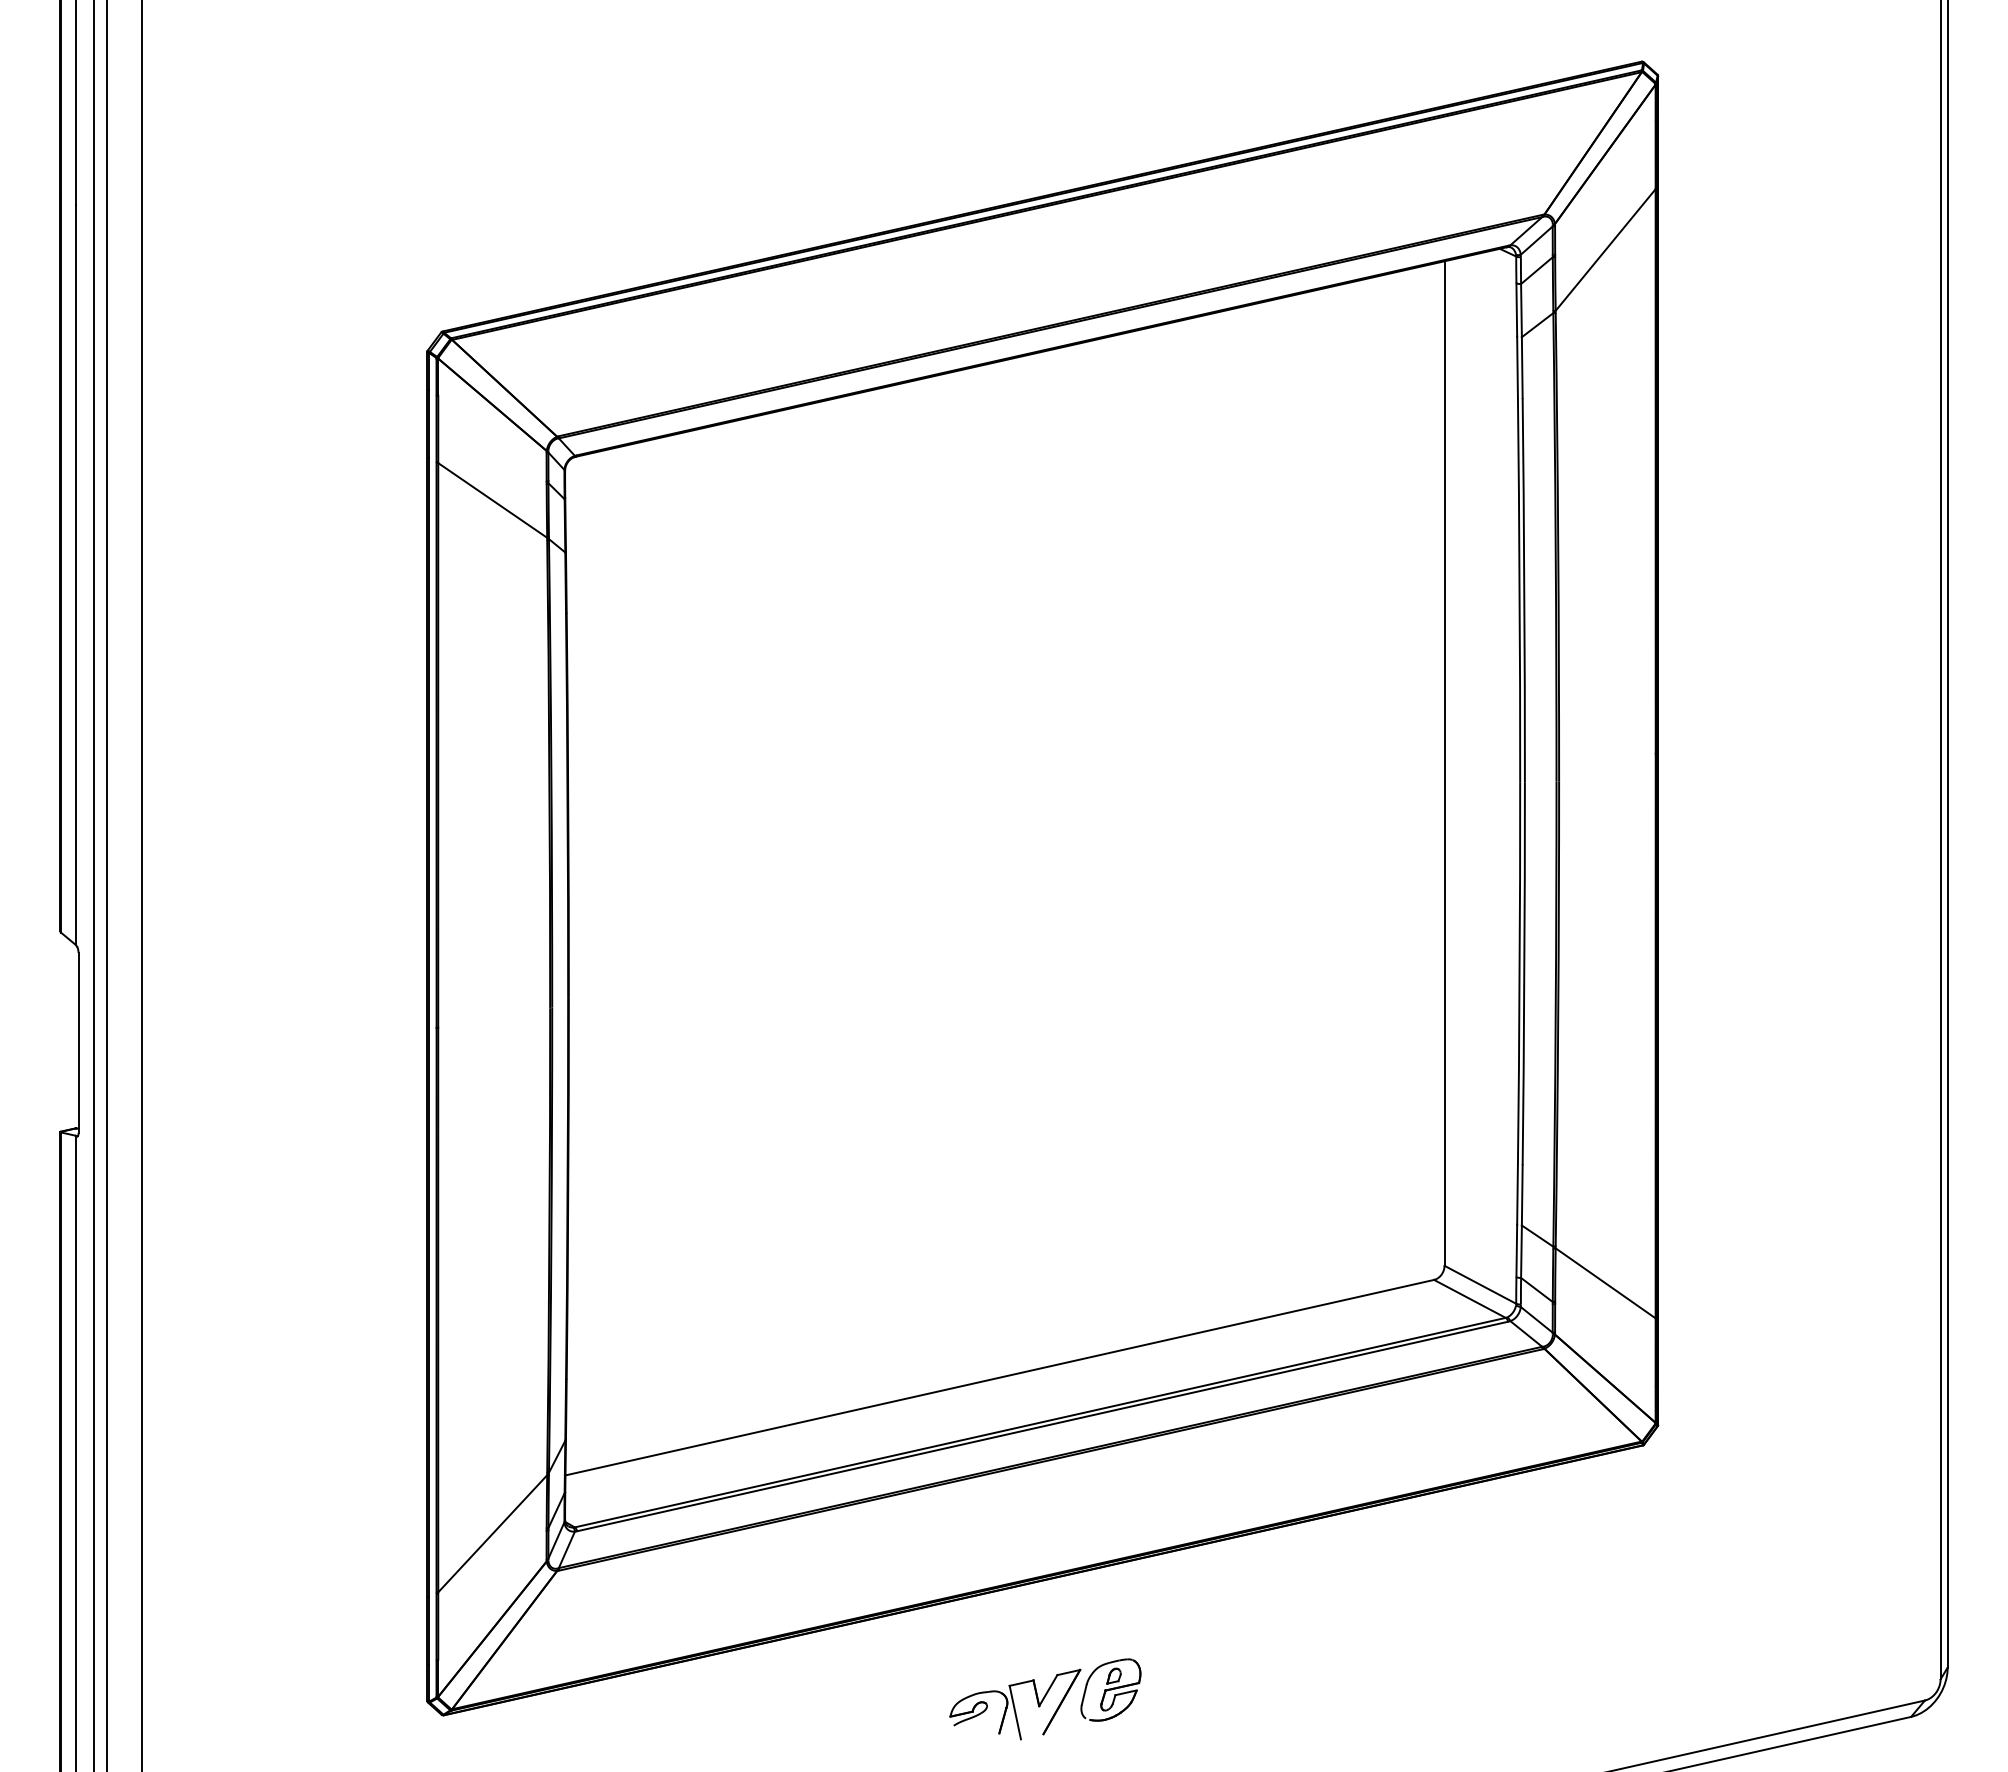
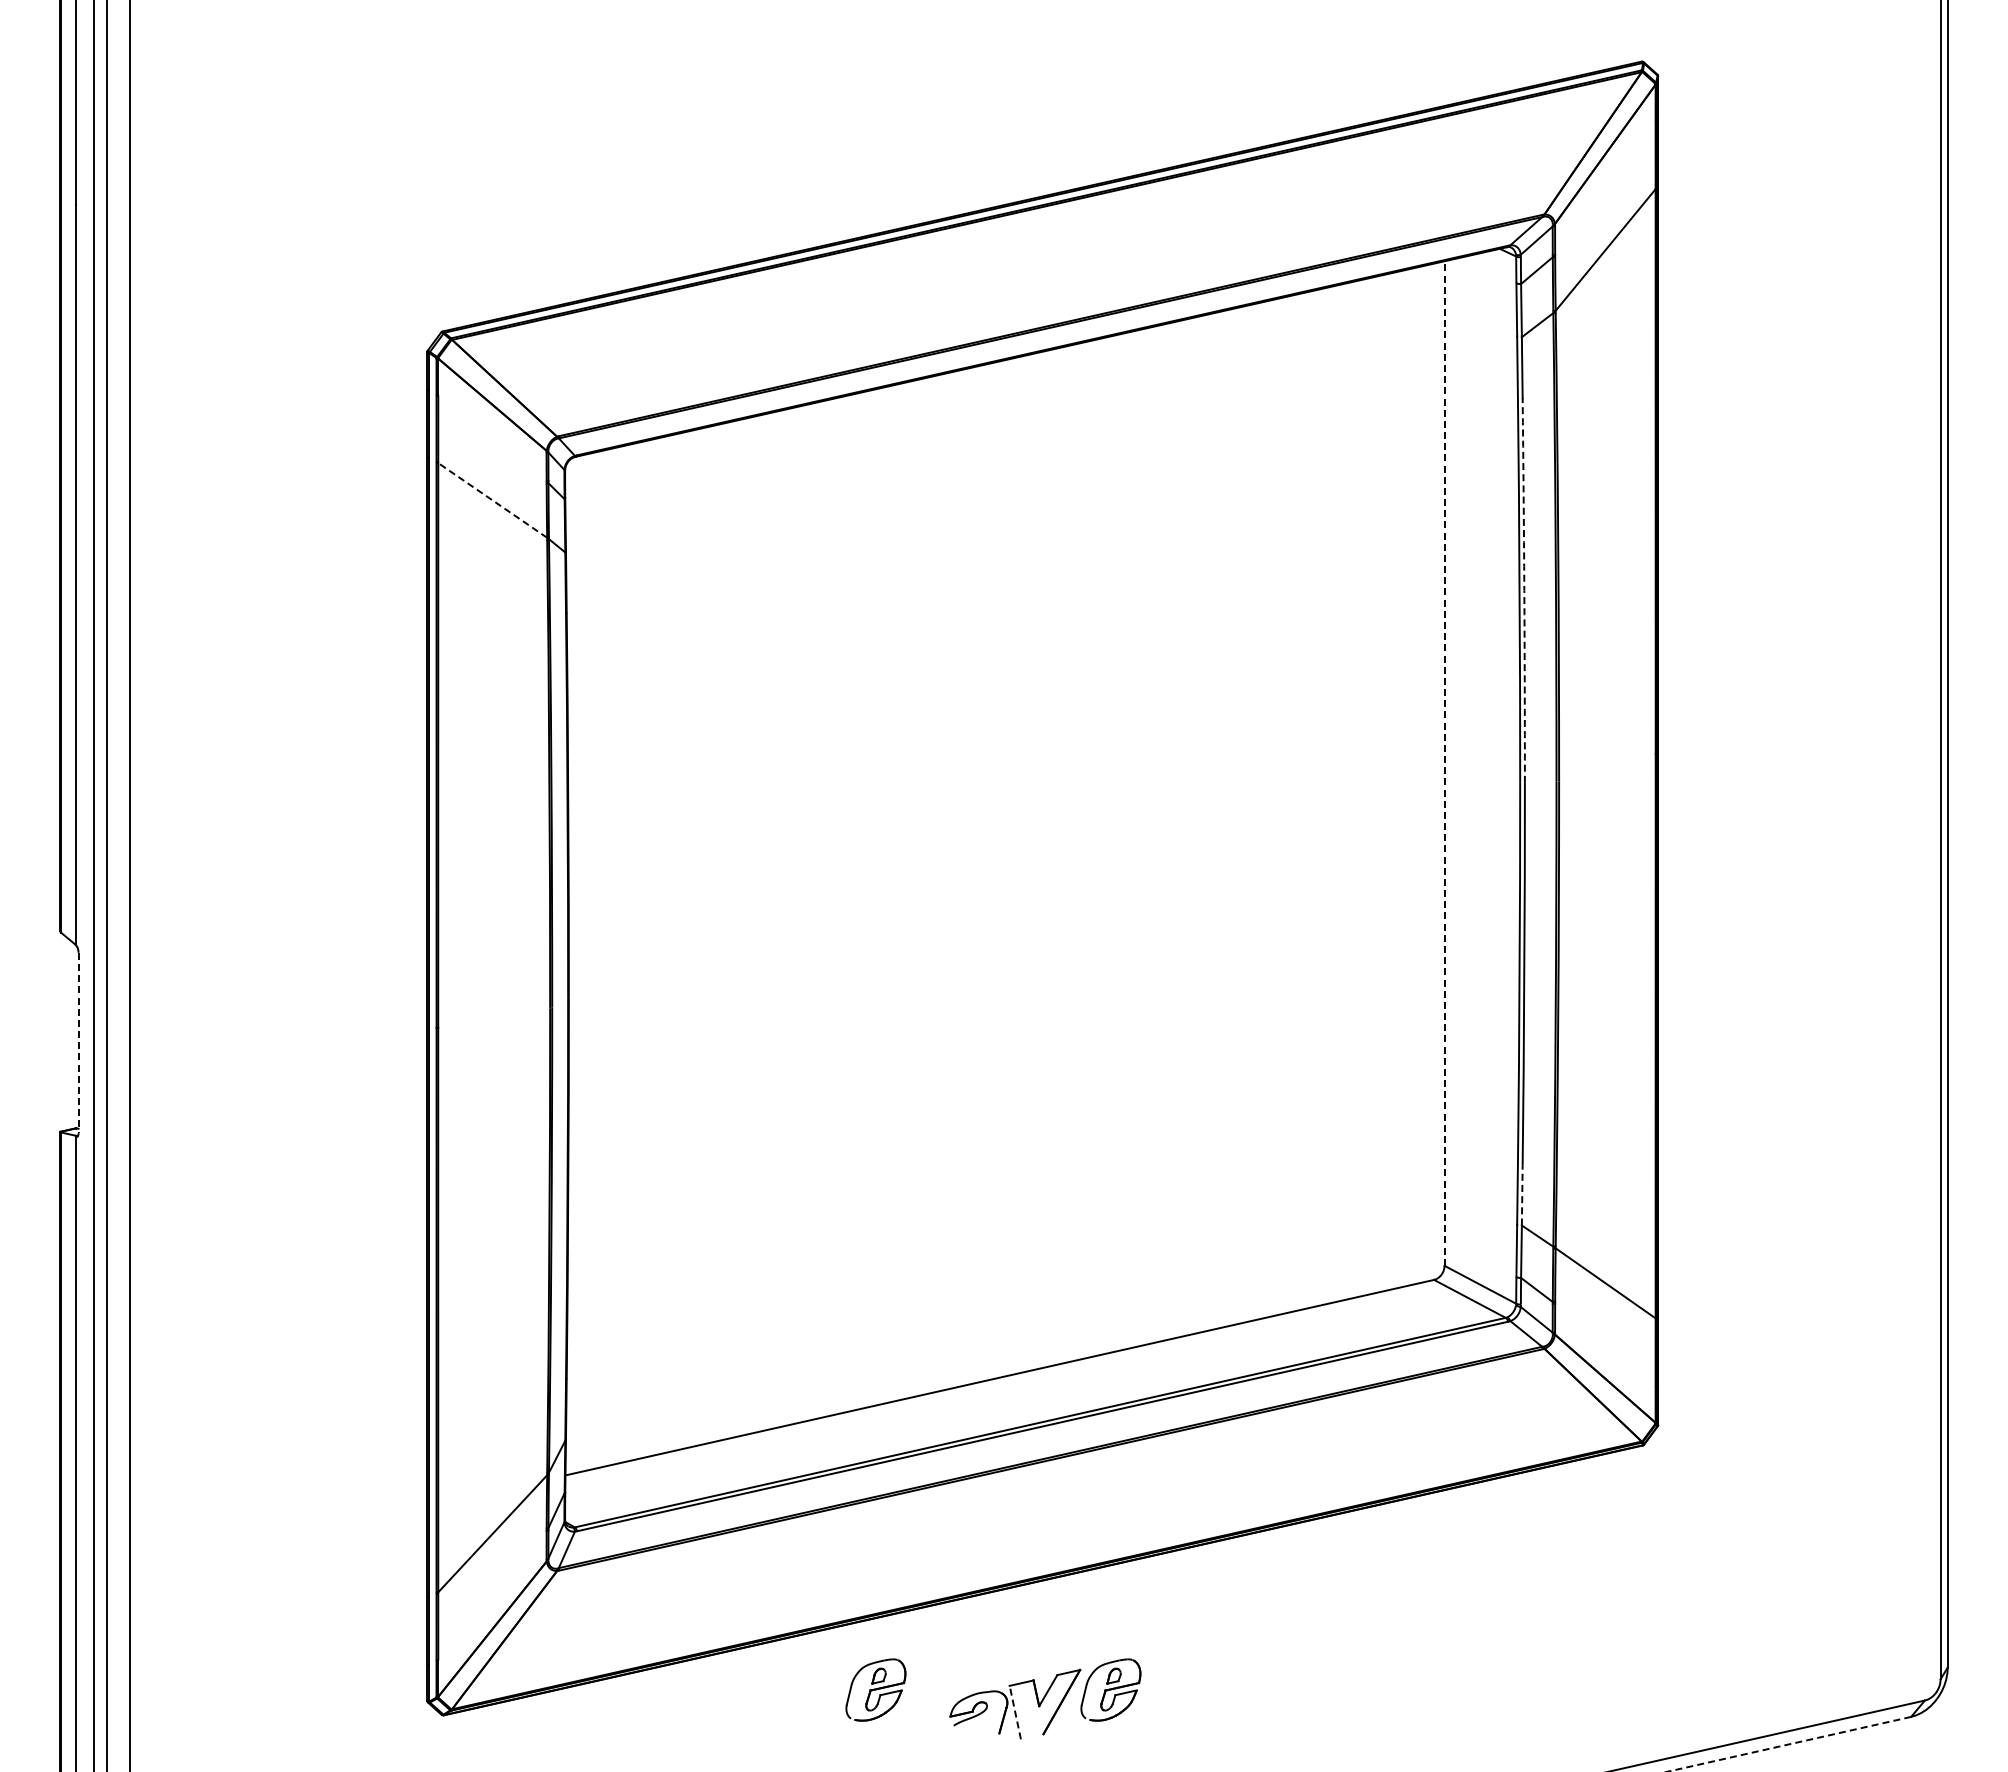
line: solid -> dashed (492, 500)
arc: solid -> dashed (1524, 590)
line: solid -> dashed (1444, 763)
line position: (142, 885) -> (130, 885) (130, 885)
line: solid -> dashed (78, 1043)
line: solid -> dashed (1522, 1194)
part: none -> present (875, 1689)
line: solid -> dashed (1015, 1712)
line: solid -> dashed (1789, 1744)
